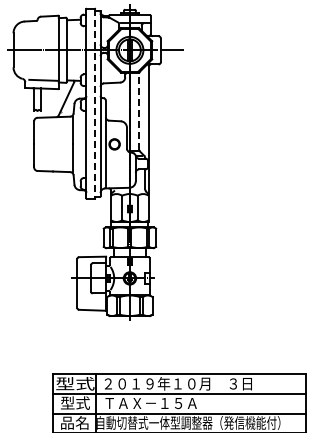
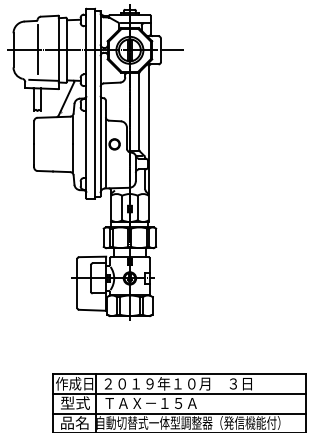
line: none -> present (37, 49)
line: dashed -> solid (95, 102)
line: dashed -> solid (139, 111)
text: 型式 -> 作成日 (75, 383)
